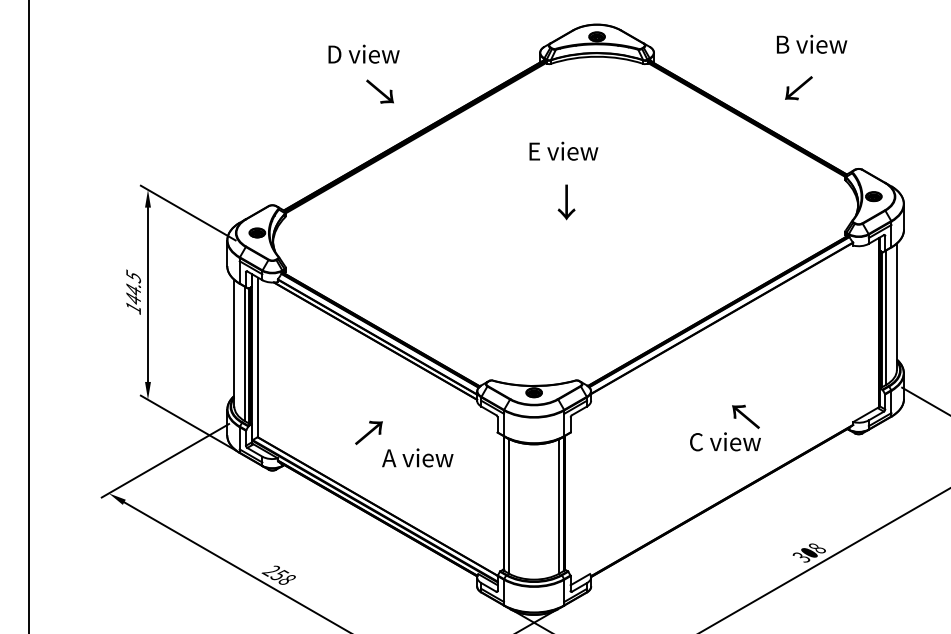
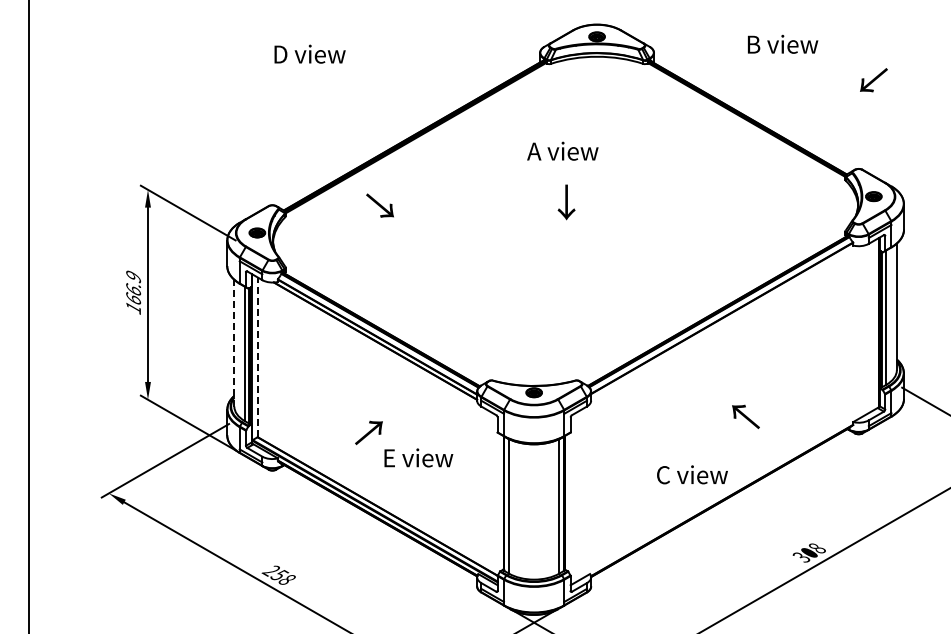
text position: (812, 43) -> (783, 43) (783, 43)
text position: (363, 53) -> (309, 53) (309, 53)
text position: (798, 88) -> (873, 80) (873, 80)
text position: (379, 91) -> (379, 205) (379, 205)
text: E view -> A view (562, 151)
text: 144.5 -> 166.9 (133, 286)
line: solid -> dashed (234, 342)
line: solid -> dashed (257, 357)
text position: (725, 441) -> (692, 474) (692, 474)
text: A view -> E view (417, 457)
